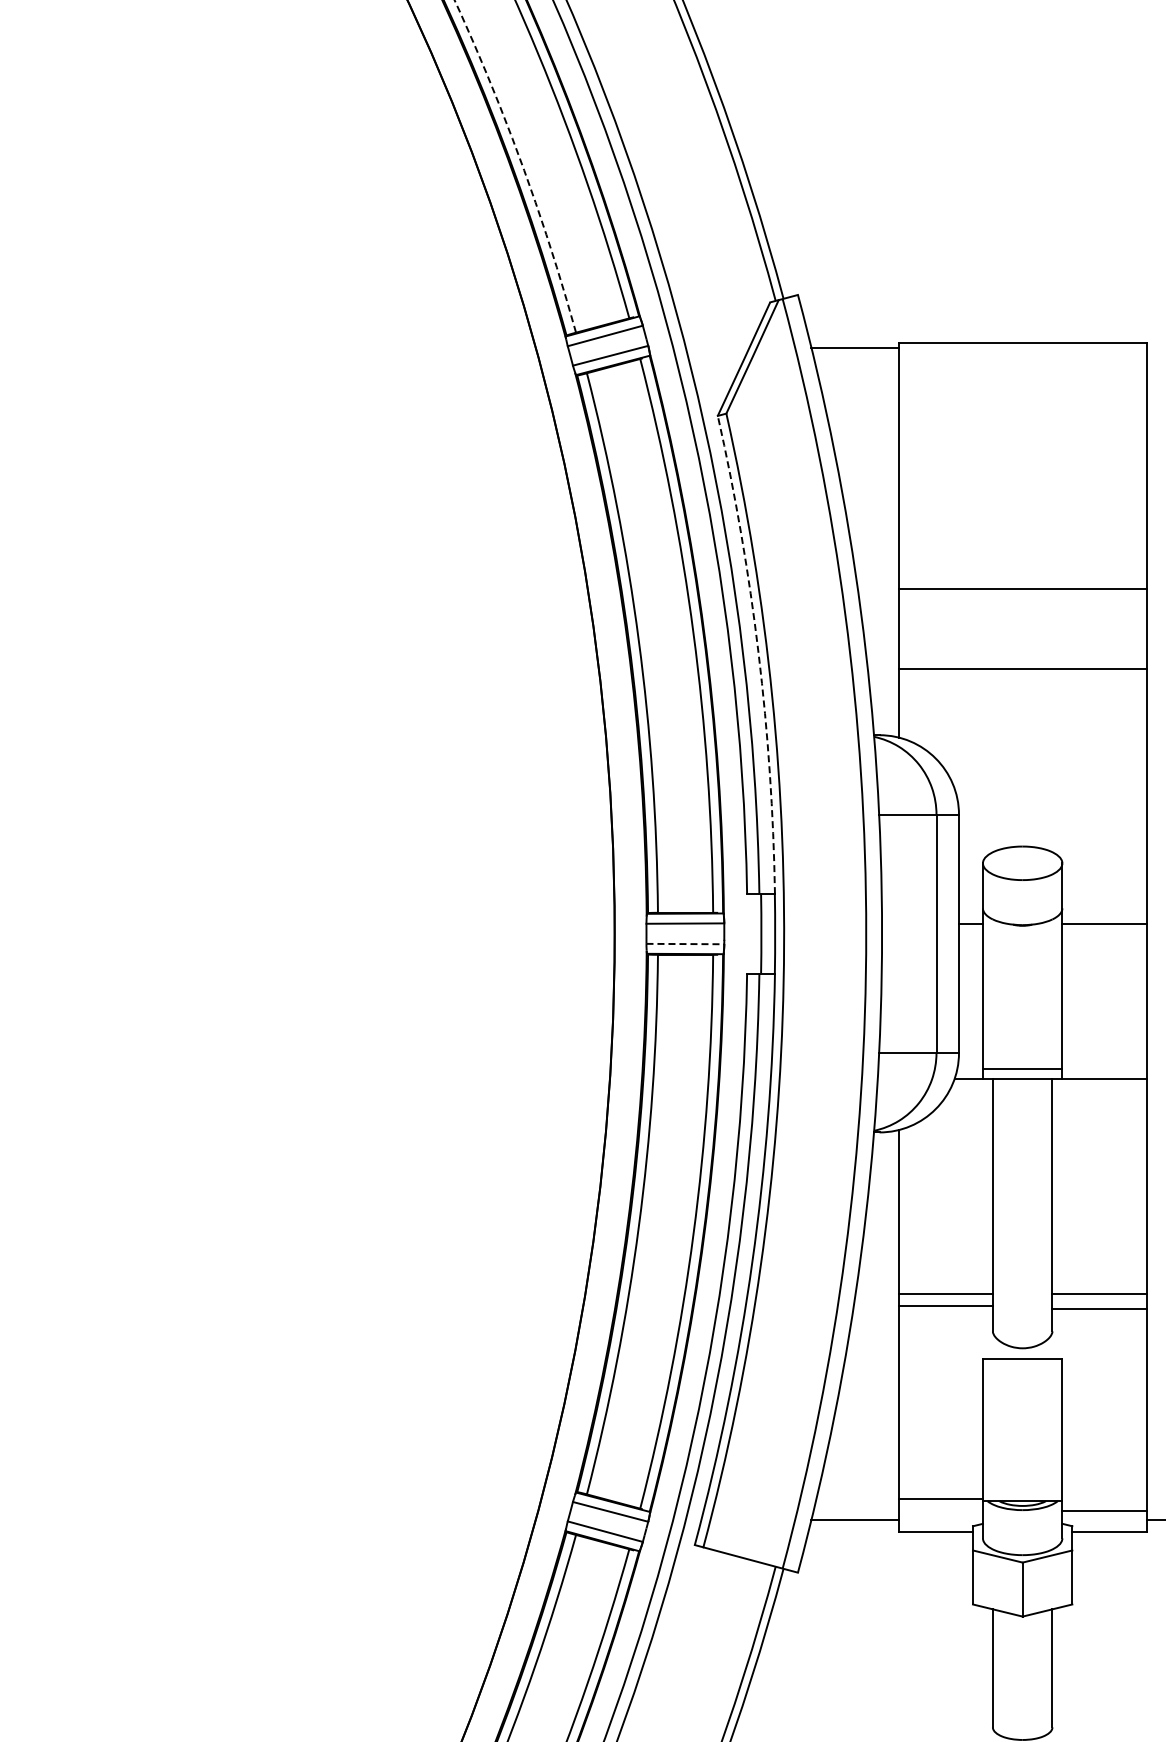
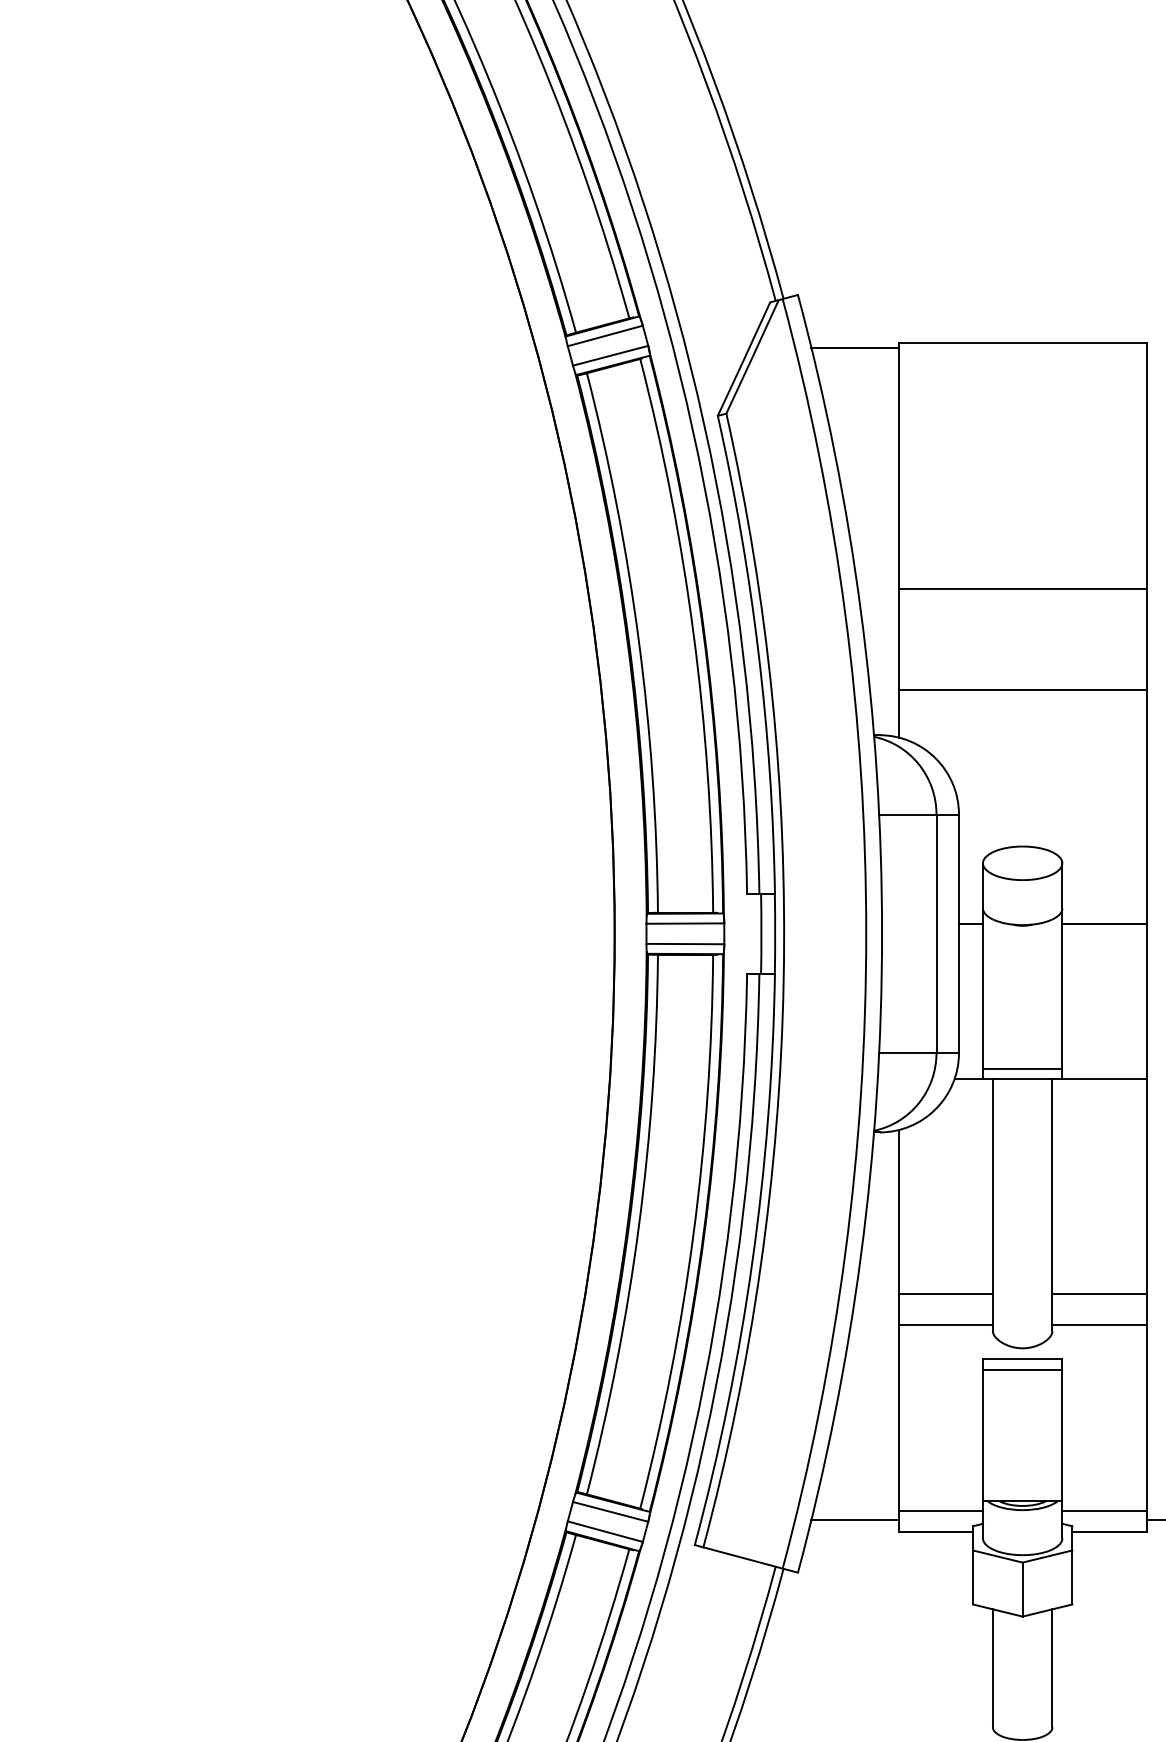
arc: dashed -> solid (521, 163)
arc: dashed -> solid (758, 653)
line position: (1022, 668) -> (1022, 689) (1022, 689)
line: dashed -> solid (685, 944)
line position: (945, 1305) -> (945, 1324) (945, 1324)
line position: (1099, 1308) -> (1099, 1324) (1099, 1324)
line: none -> present (1022, 1369)
line position: (940, 1499) -> (940, 1511) (940, 1511)
